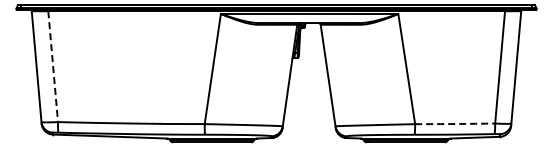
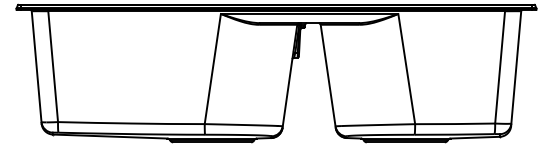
line: dashed -> solid (53, 66)
arc: dashed -> solid (455, 124)
